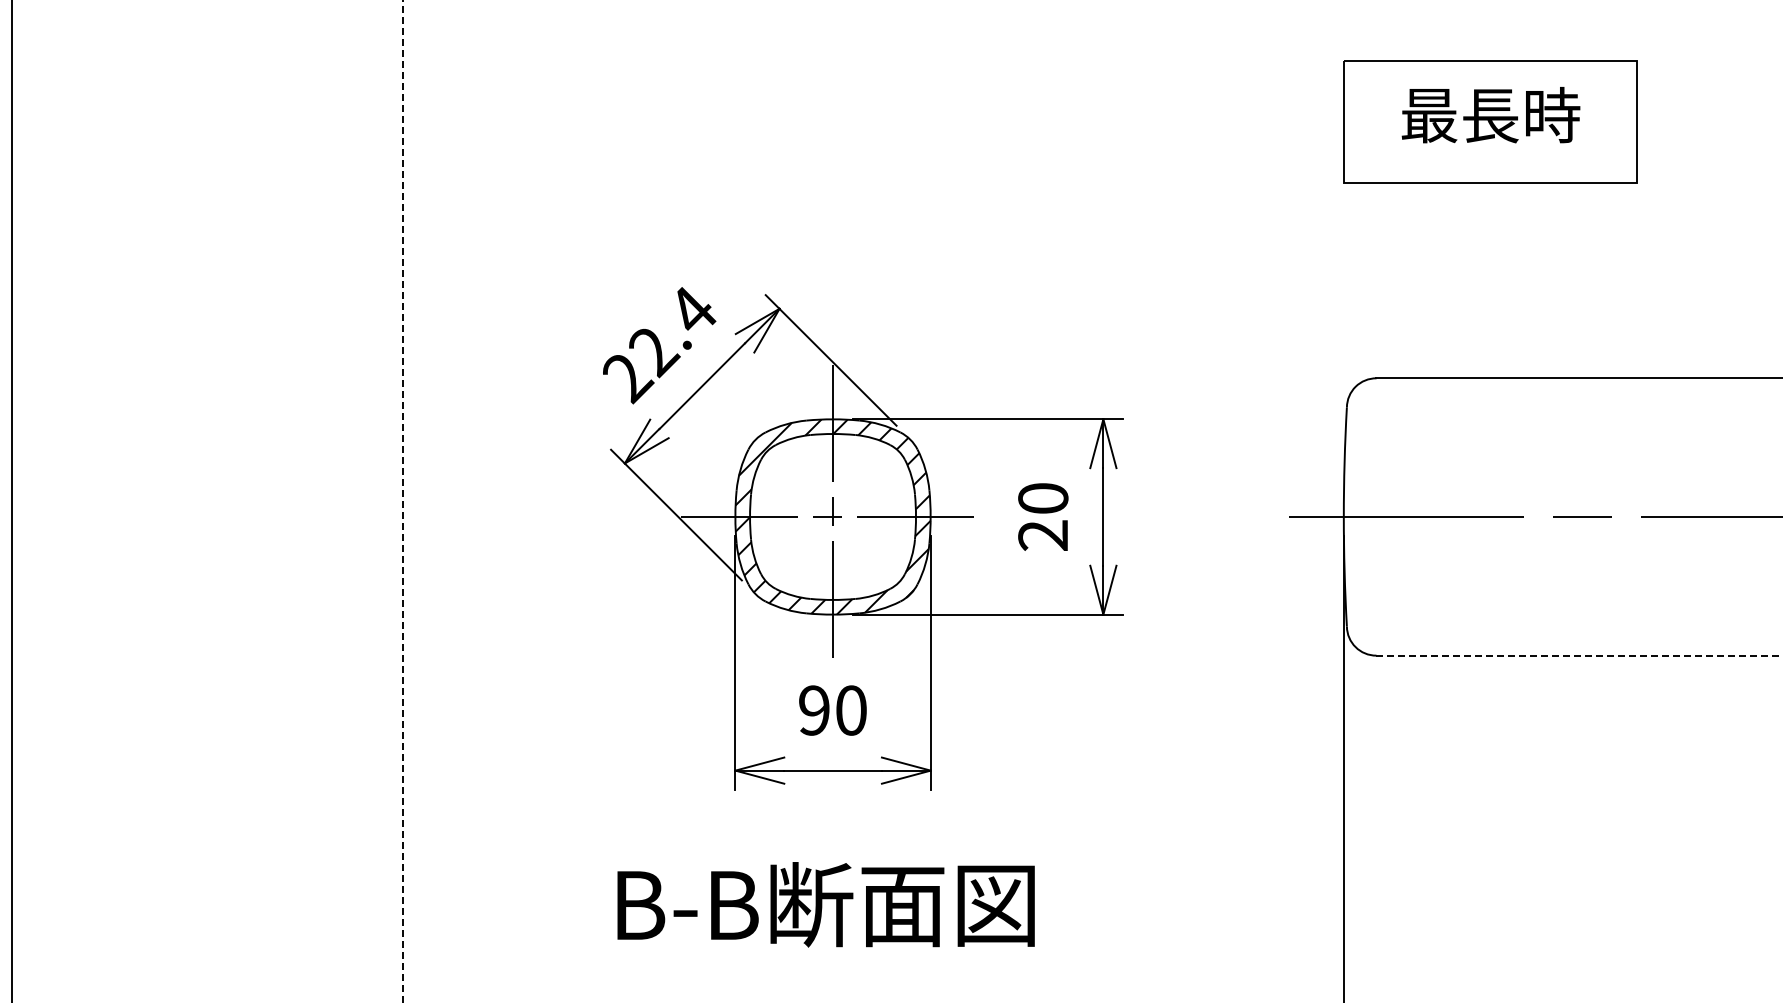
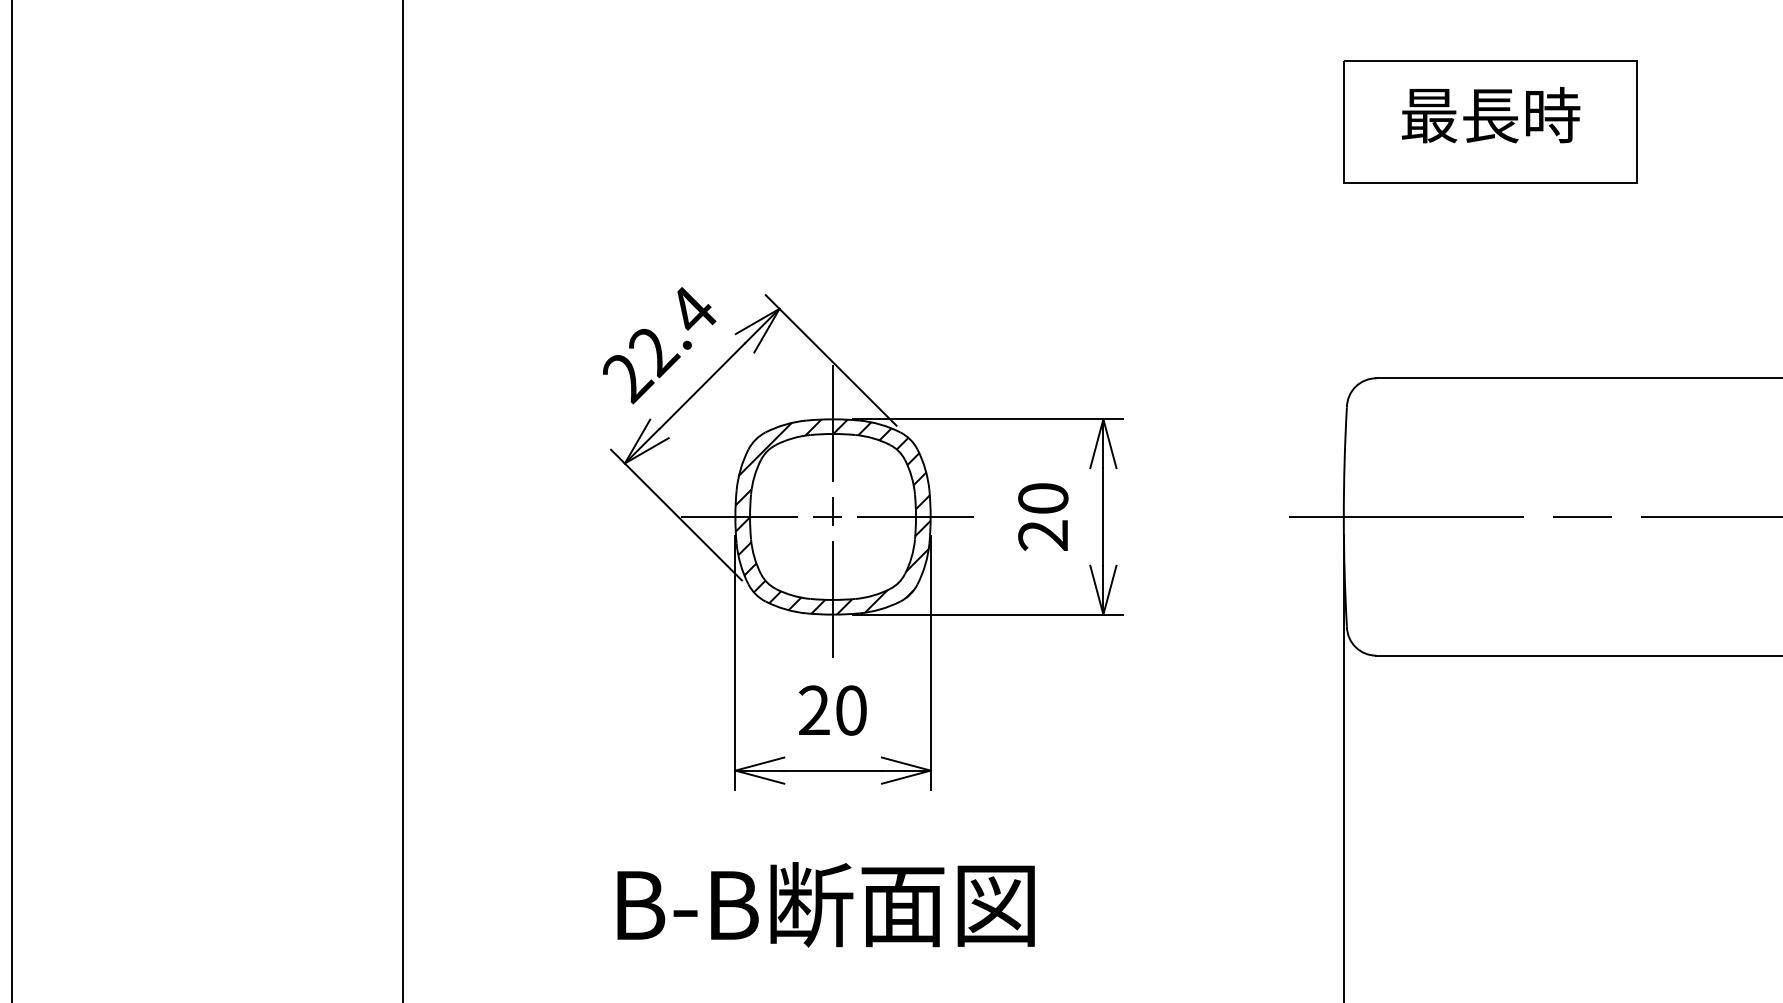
line: dashed -> solid (402, 501)
line: dashed -> solid (1580, 655)
text: 90 -> 20 (814, 710)
